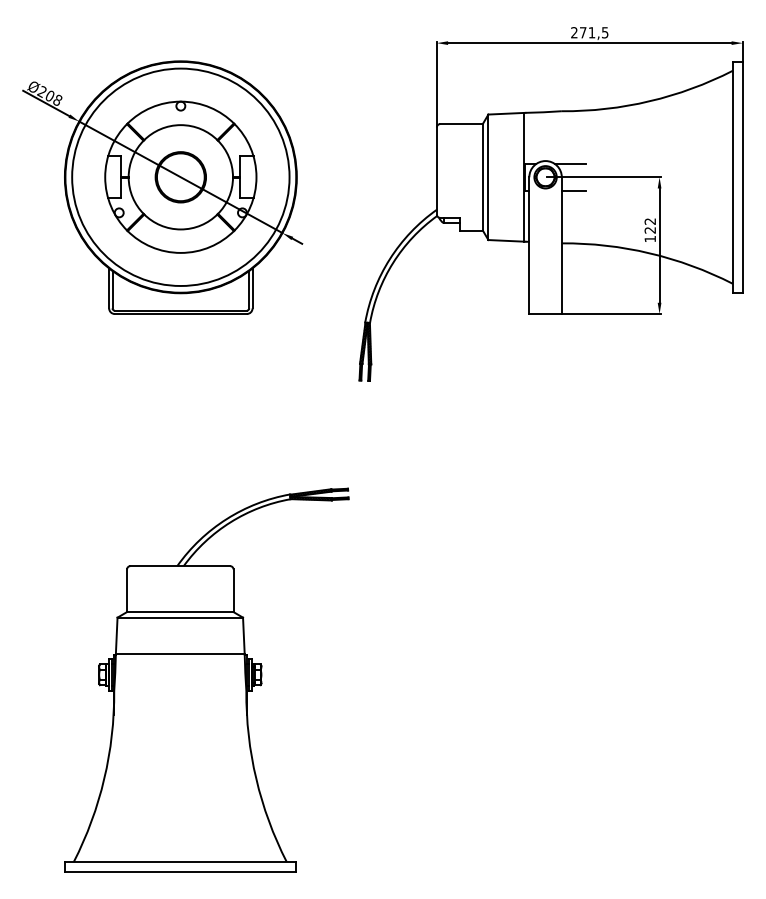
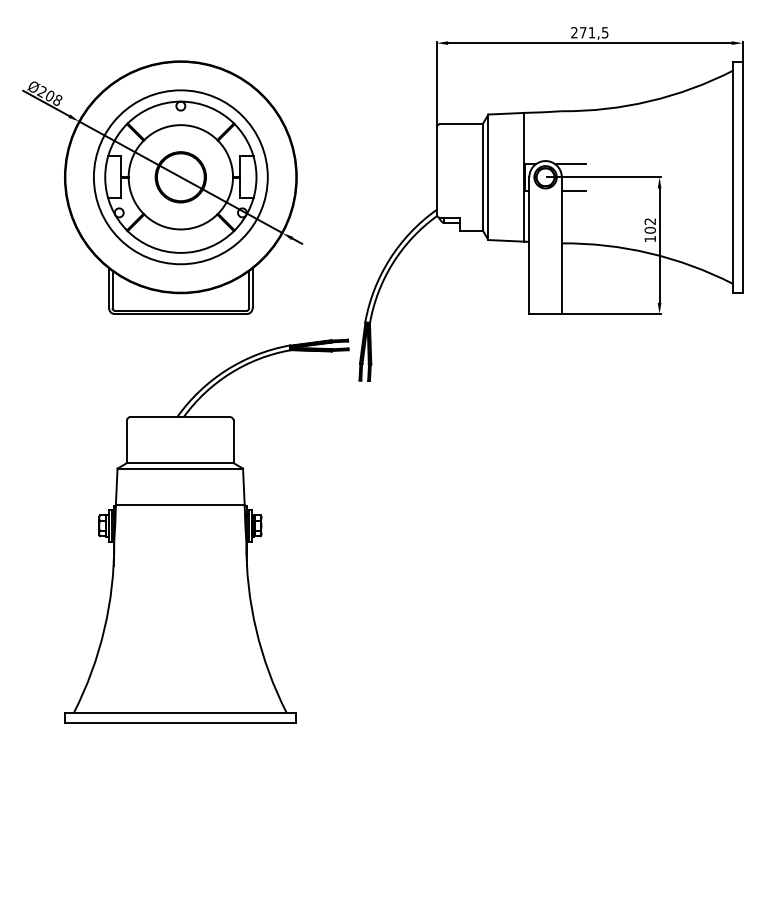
circle diameter: 217 px -> 174 px (180, 177)
text: 122 -> 102 (650, 229)
part position: (206, 679) -> (206, 530) (206, 530)
